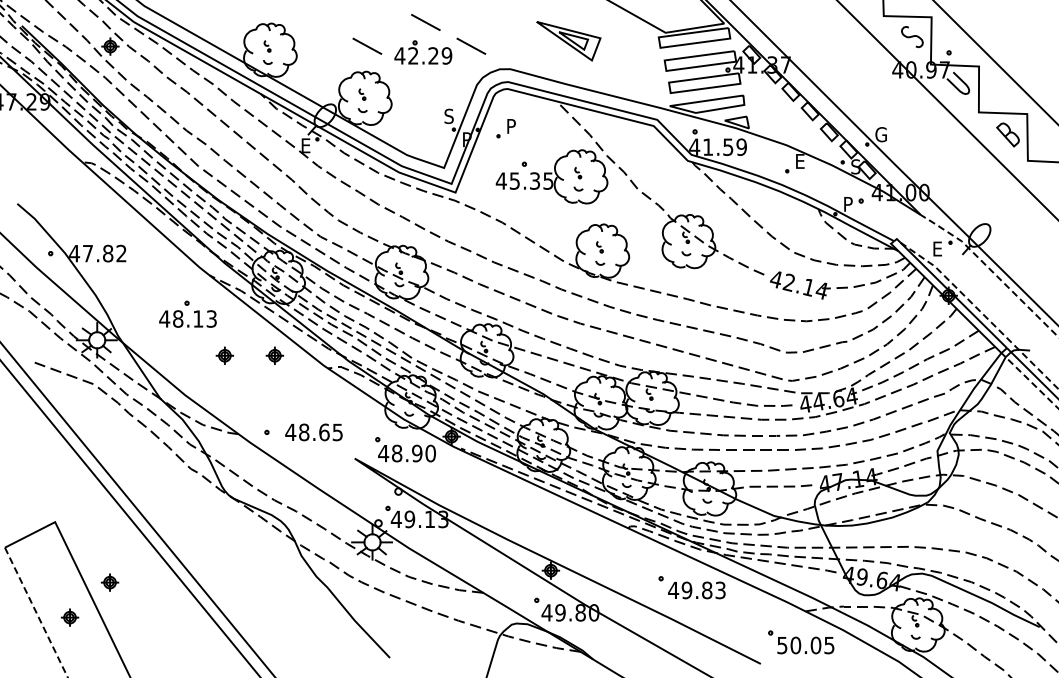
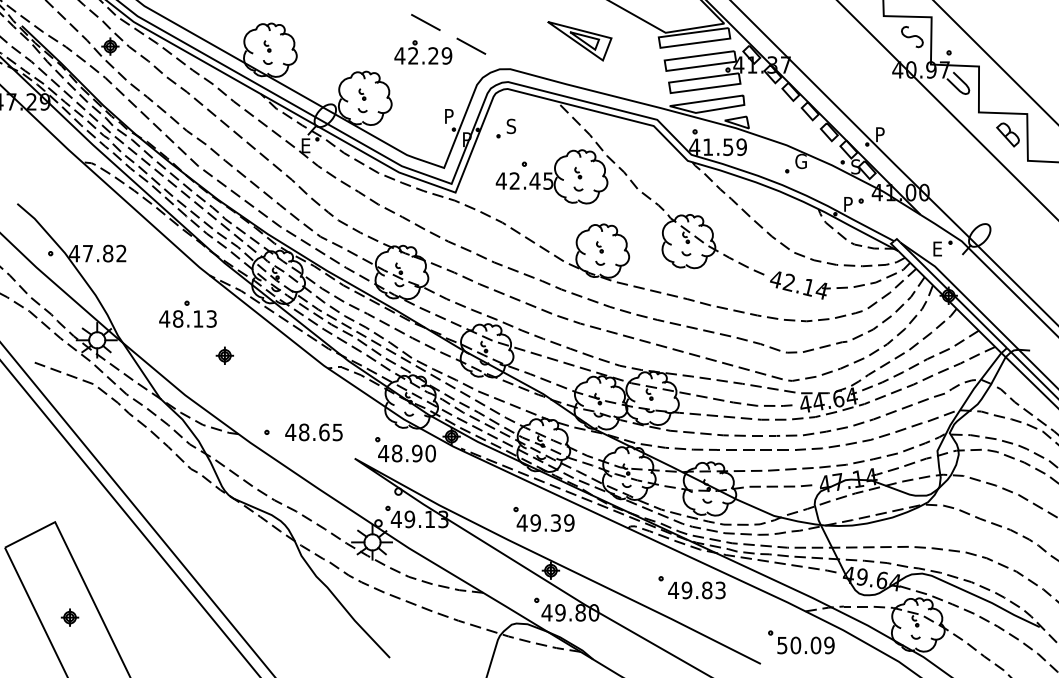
part position: (568, 41) -> (579, 41) (579, 41)
line: present -> none (367, 45)
text: S -> P (448, 116)
text: P -> S (511, 126)
text: G -> P (880, 134)
text: E -> G (800, 161)
text: 45.35 -> 42.45 (524, 180)
line: dashed -> solid (992, 271)
line: dashed -> solid (982, 313)
part: present -> none (274, 355)
line: dashed -> solid (1029, 380)
part: none -> present (543, 519)
part: present -> none (109, 582)
line: dashed -> solid (36, 613)
text: 50.05 -> 50.09 (829, 644)
